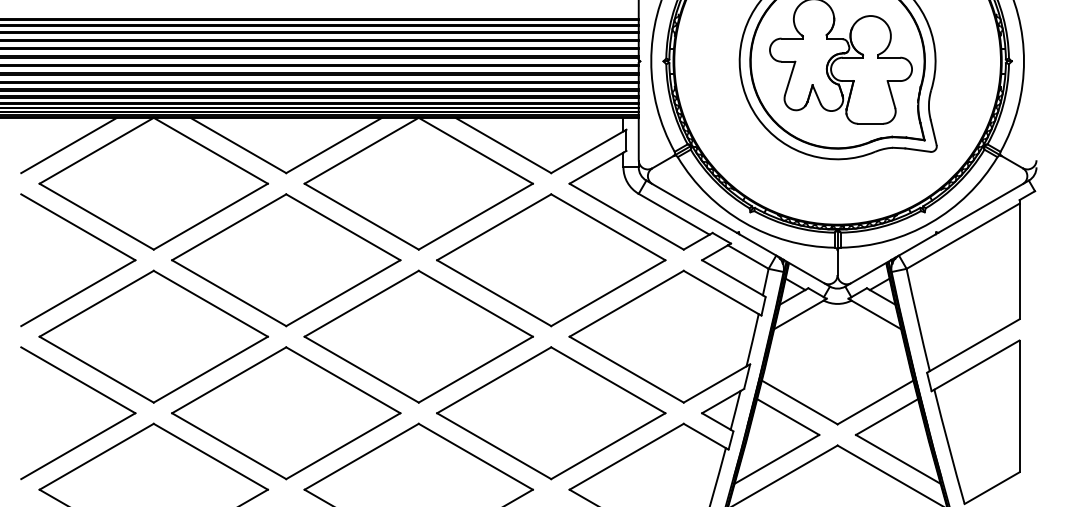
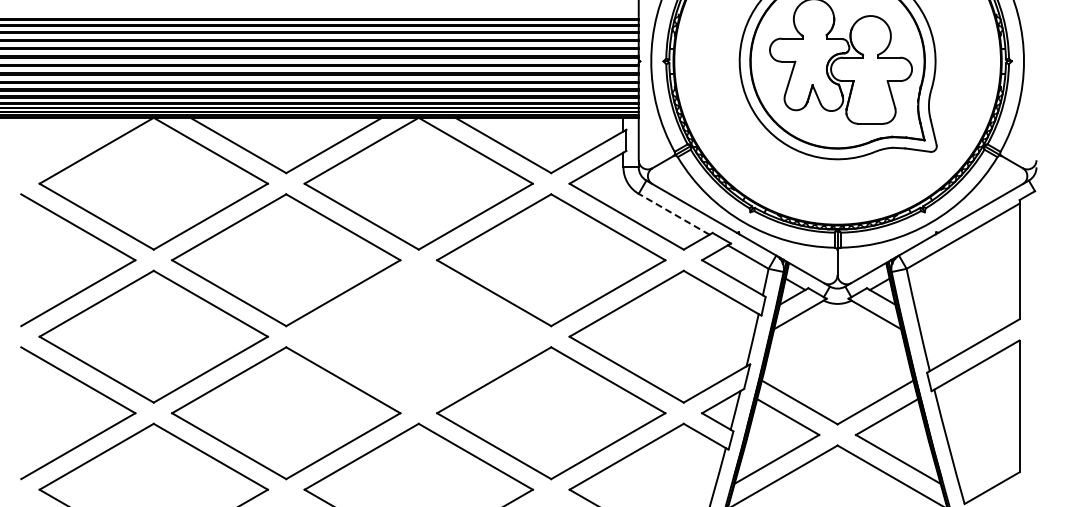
line: present -> none (68, 145)
line: solid -> dashed (674, 214)
part: present -> none (418, 336)
